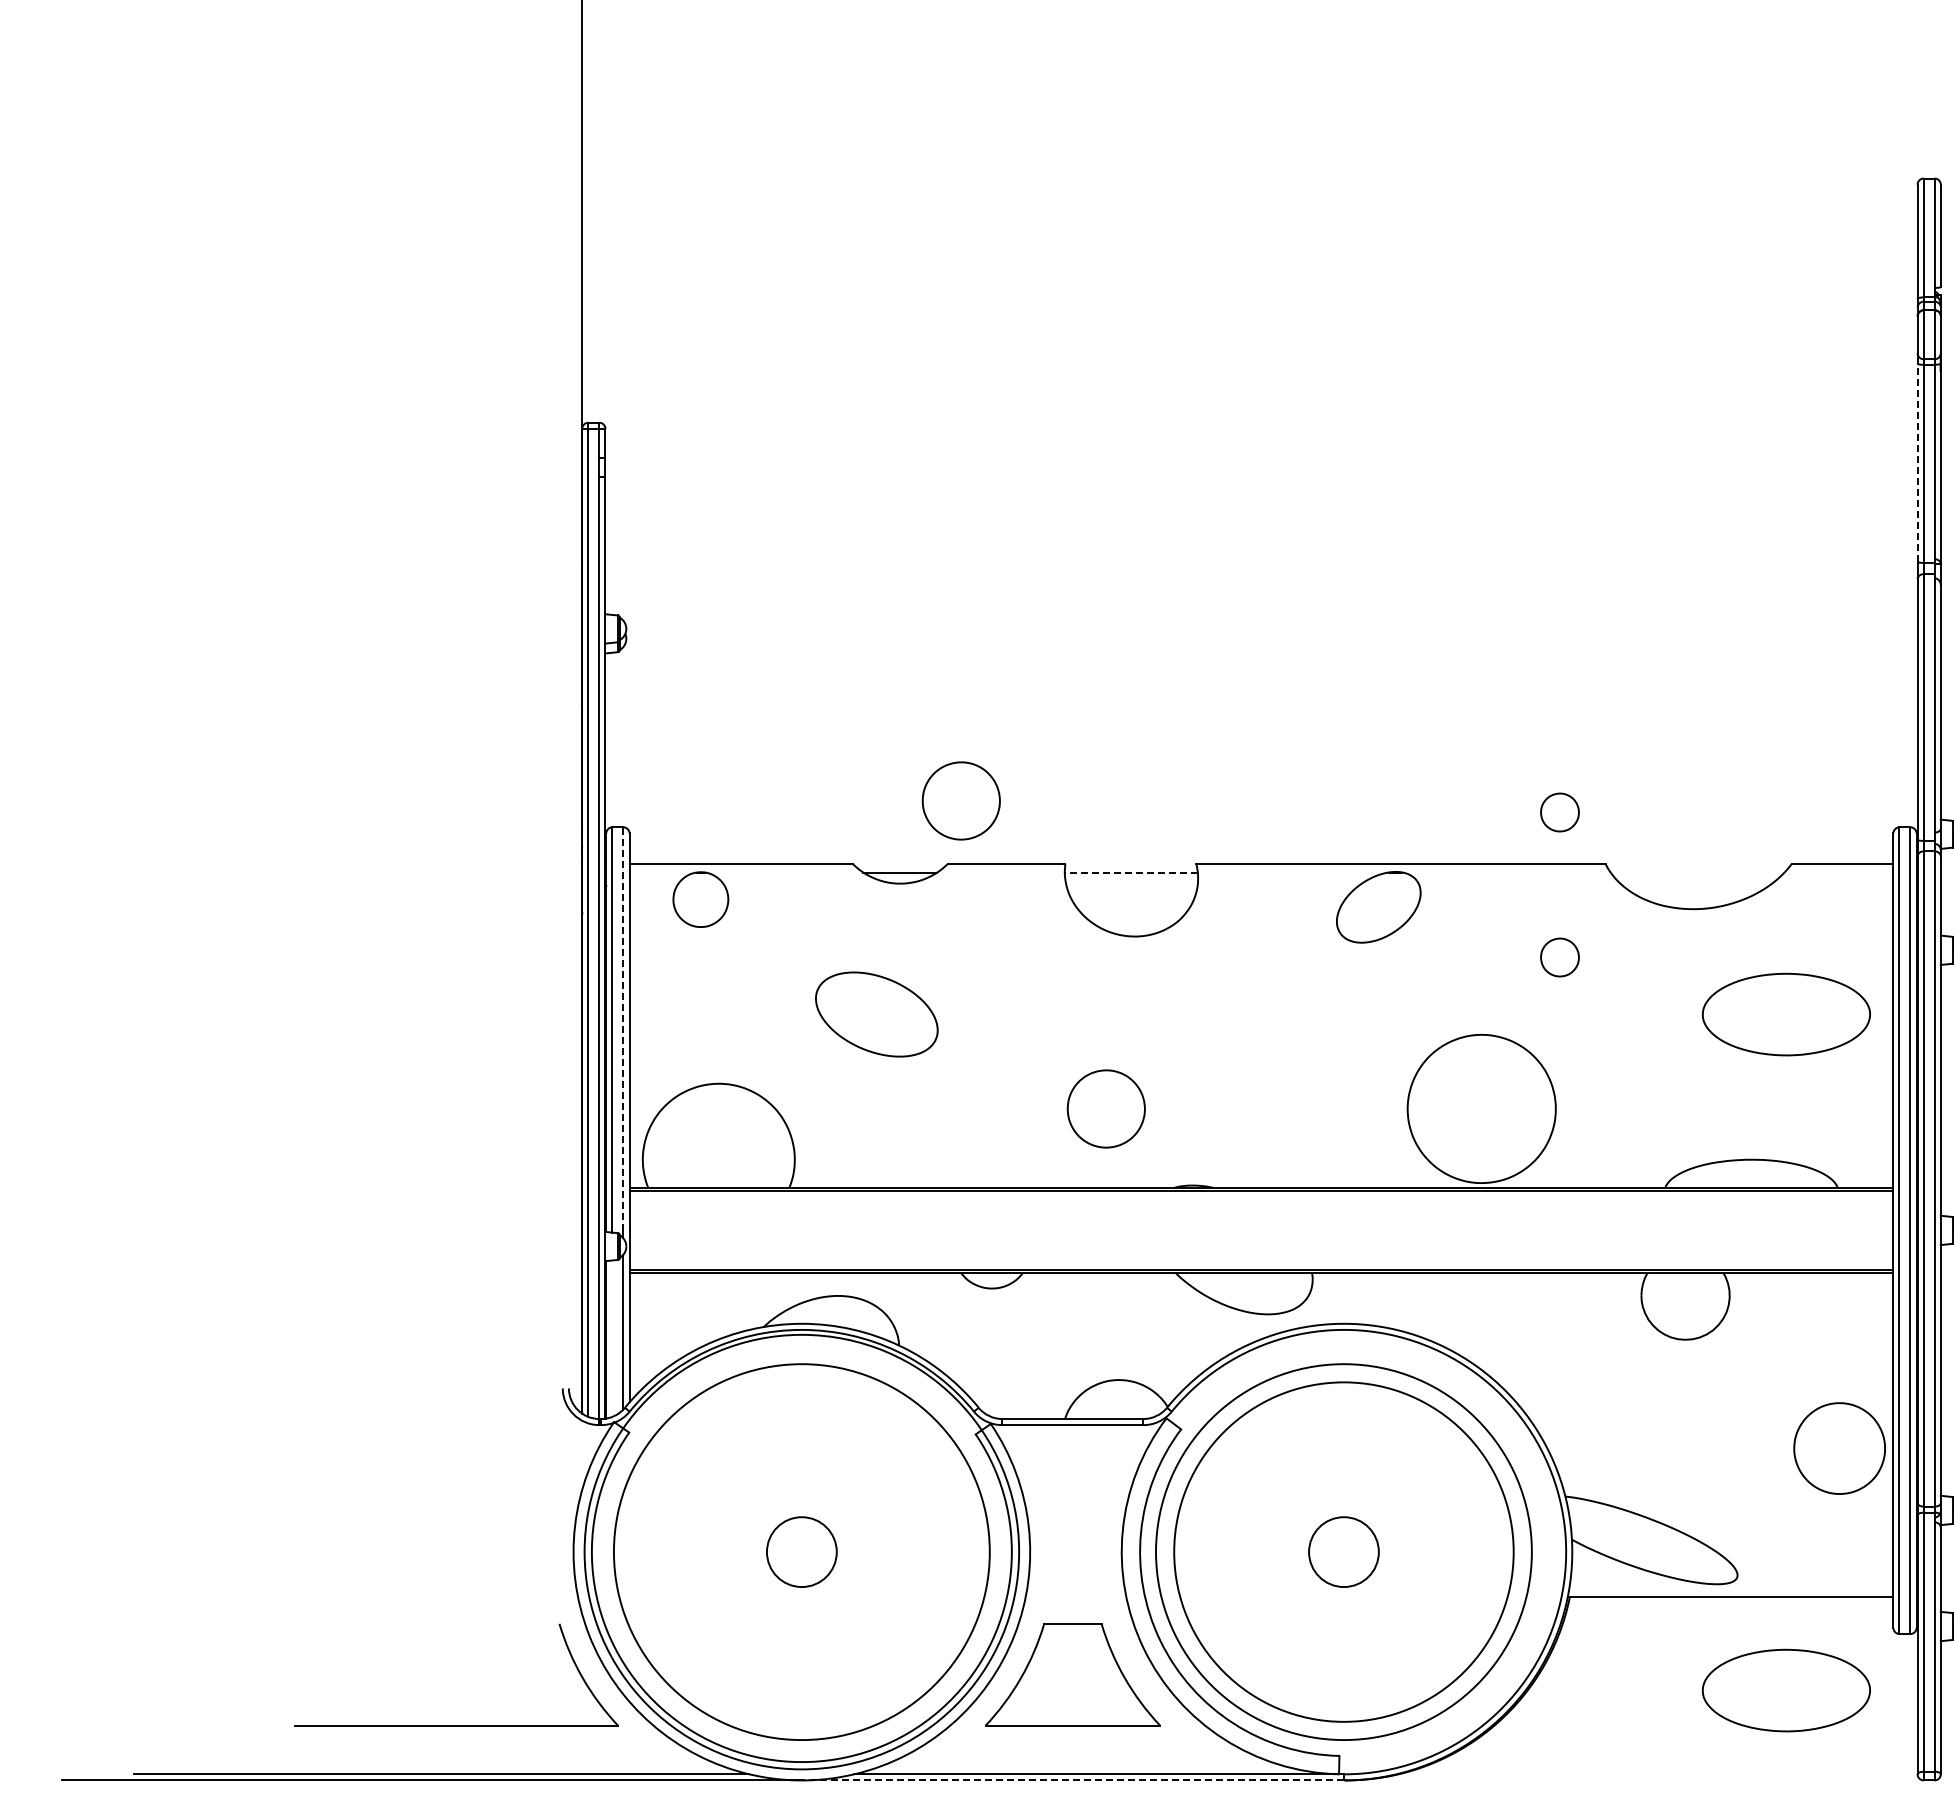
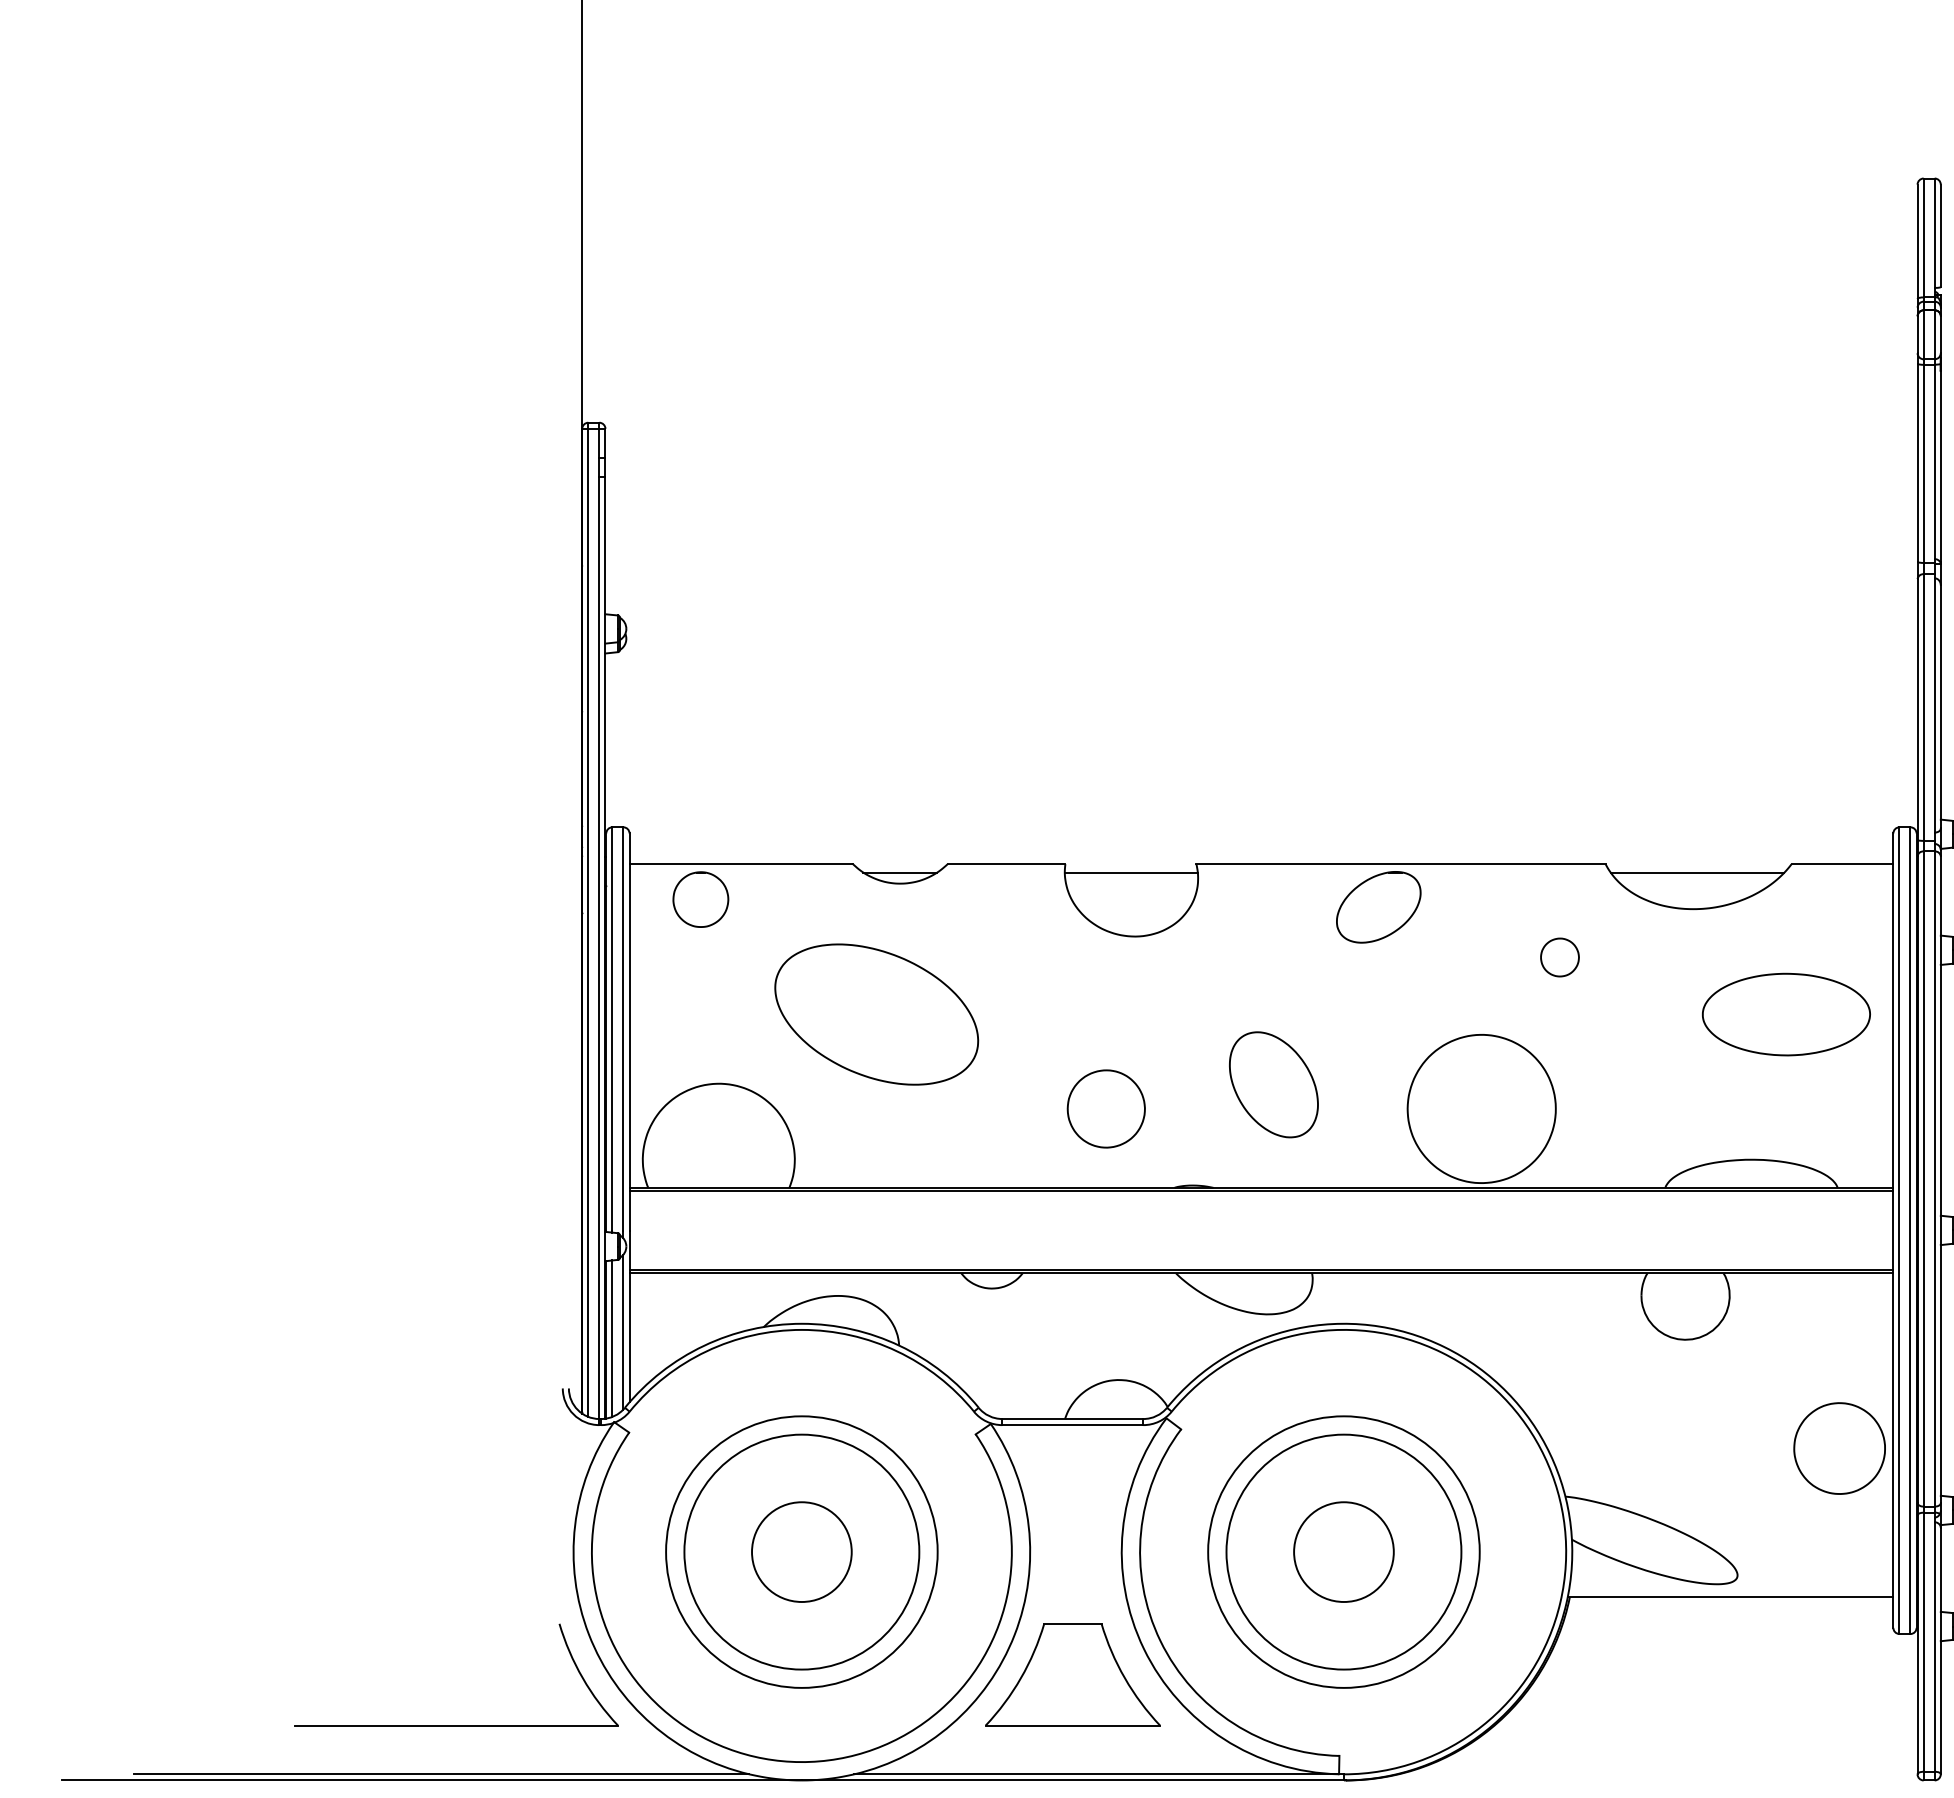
line: dashed -> solid (1917, 462)
part: present -> none (960, 800)
part: present -> none (1559, 812)
line: dashed -> solid (1130, 872)
line: none -> present (1697, 872)
part size: 124x87 px -> 206x143 px (876, 1014)
line: dashed -> solid (623, 1028)
part: none -> present (1273, 1084)
line: none -> present (612, 1338)
circle diameter: 435 px -> 272 px (801, 1551)
circle diameter: 339 px -> 272 px (1343, 1551)
circle diameter: 376 px -> 235 px (801, 1551)
circle diameter: 70 px -> 100 px (801, 1551)
circle diameter: 376 px -> 235 px (1343, 1551)
circle diameter: 70 px -> 100 px (1343, 1551)
part: present -> none (1785, 1690)
line: dashed -> solid (1072, 1780)
